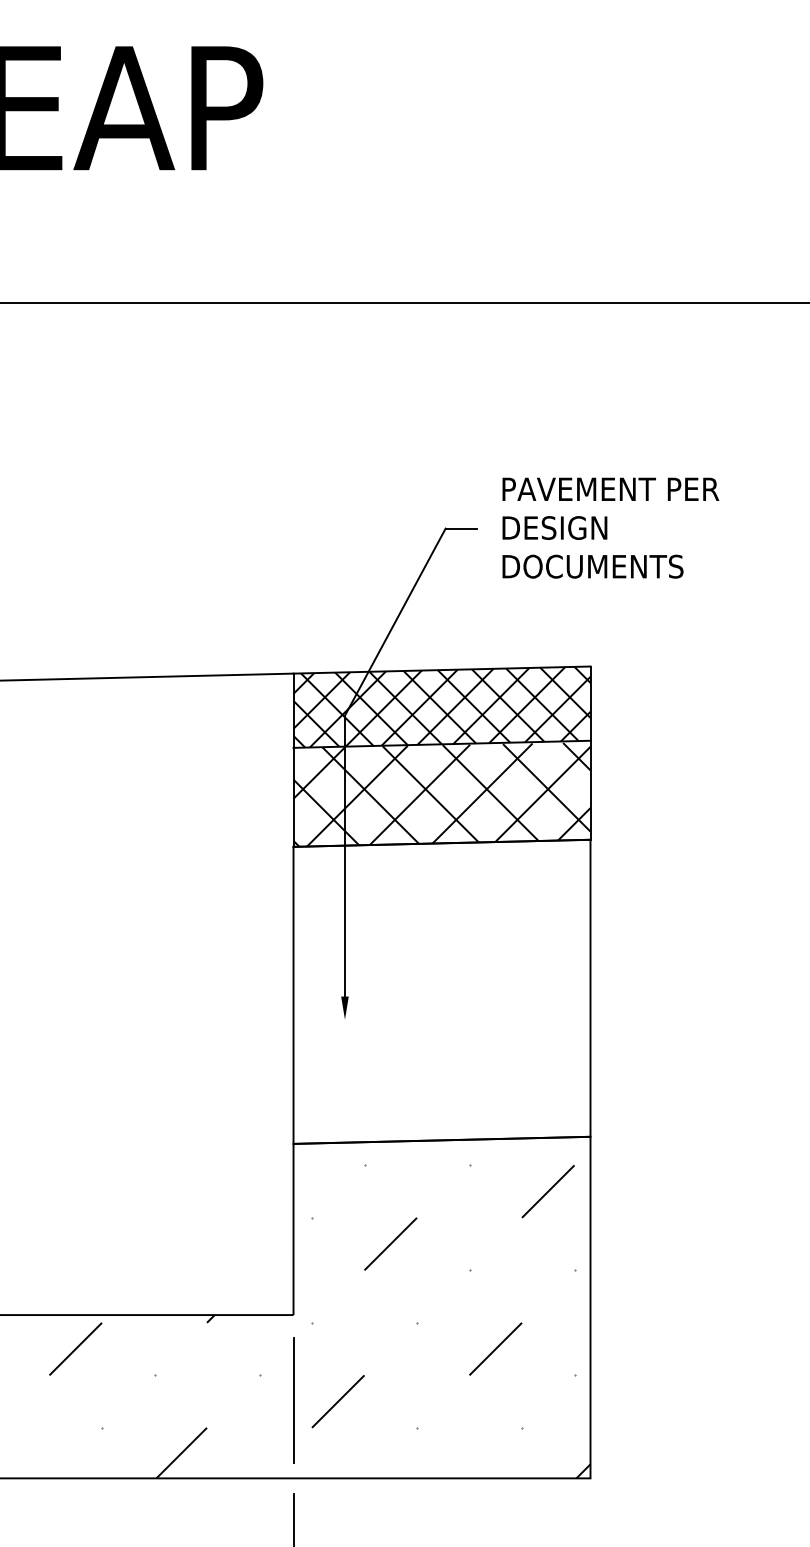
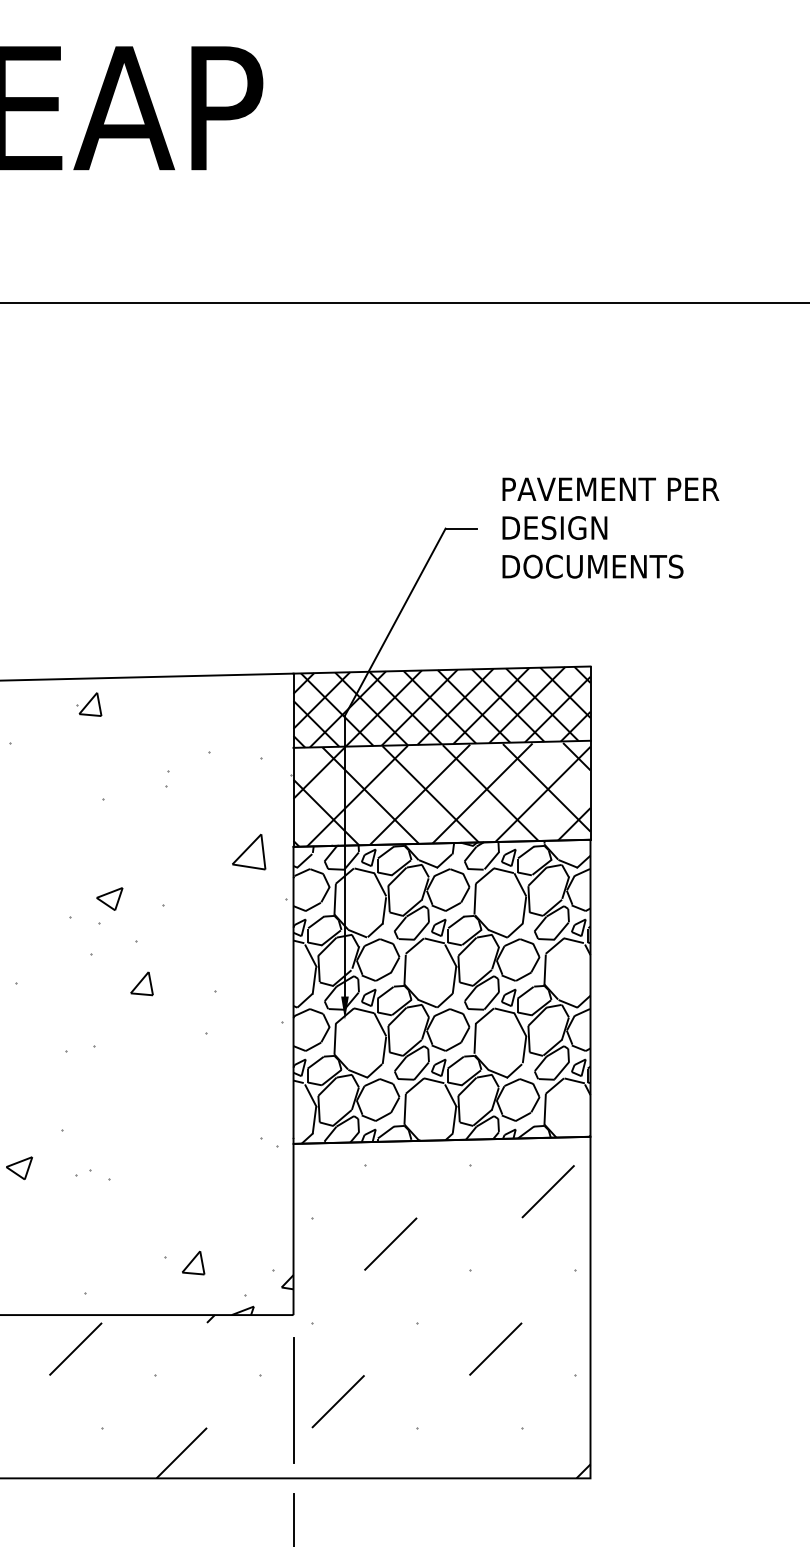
hatch: none -> present (441, 991)
hatch: none -> present (149, 1003)
